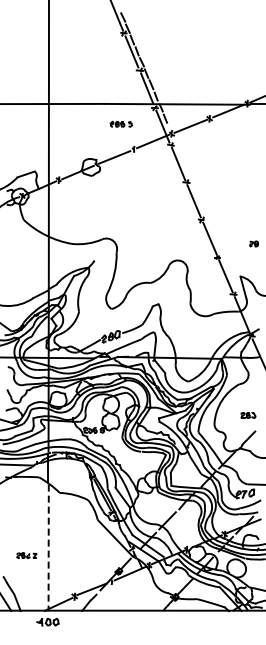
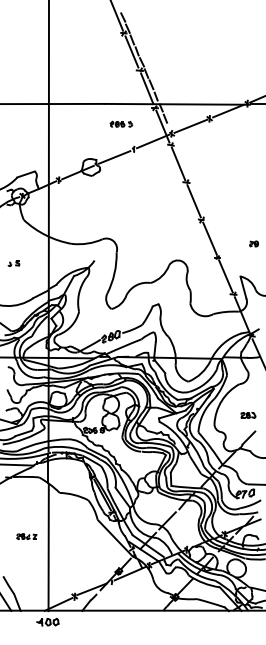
part: none -> present (13, 263)
line: dashed -> solid (48, 548)
part position: (26, 555) -> (26, 536) (26, 536)
